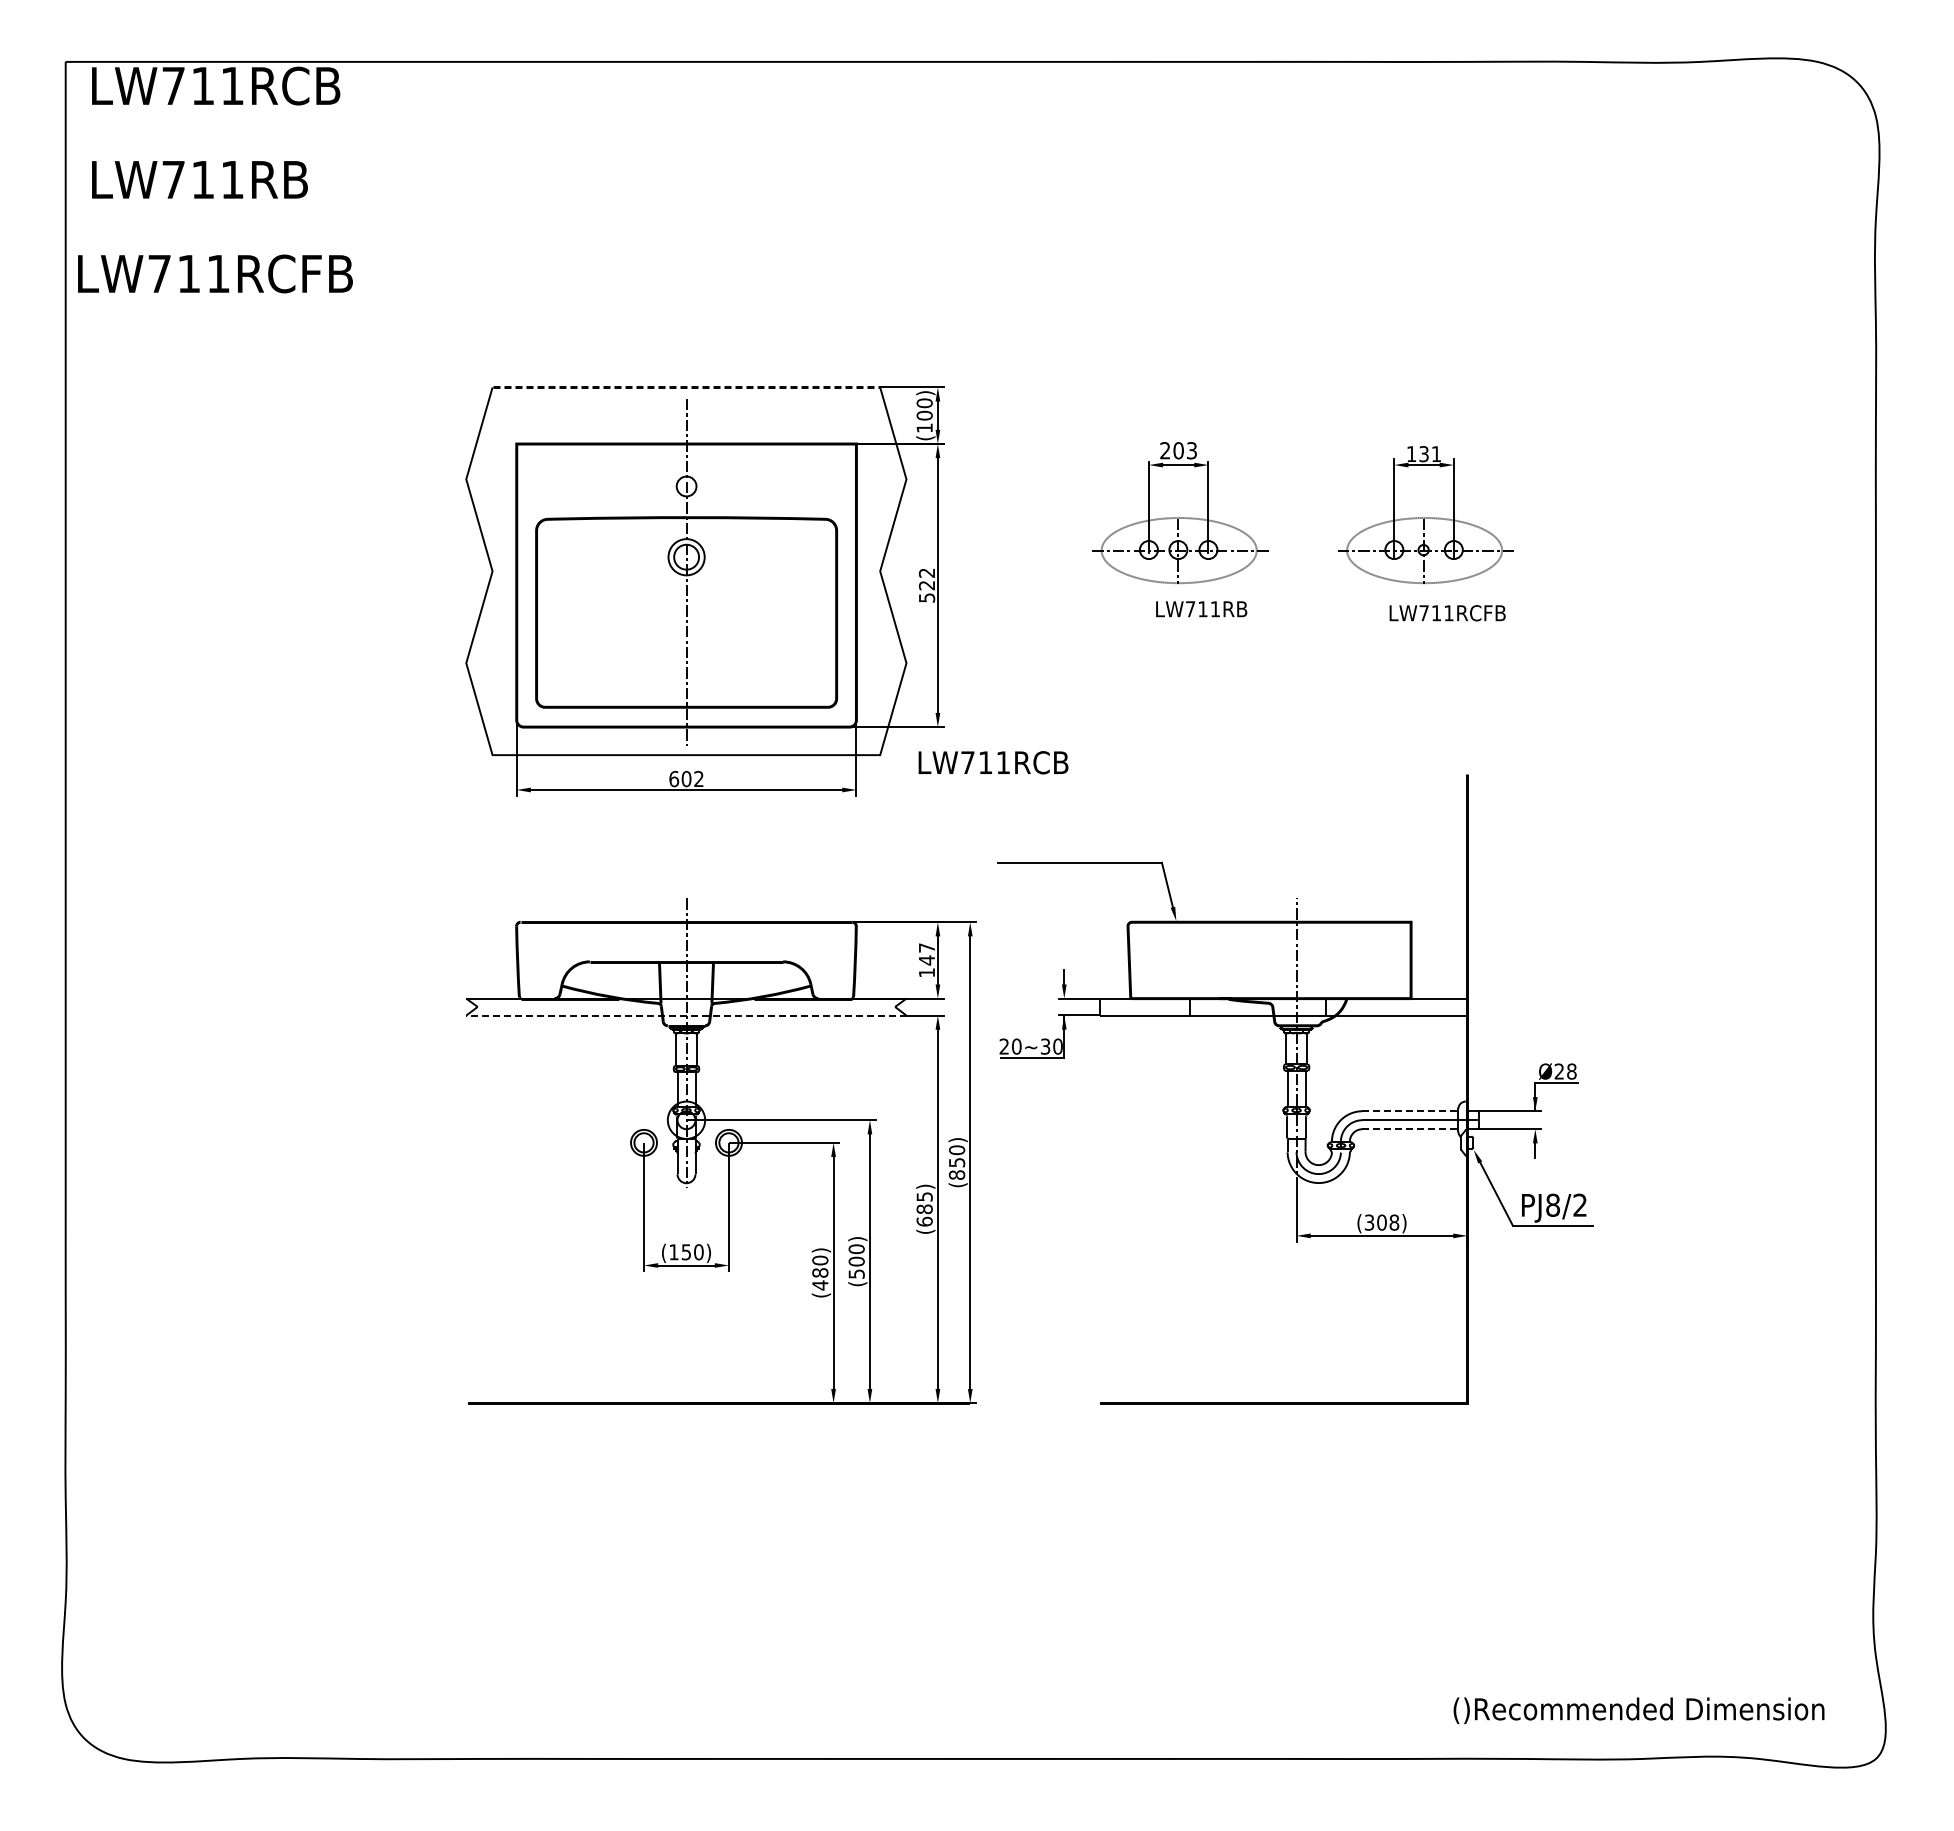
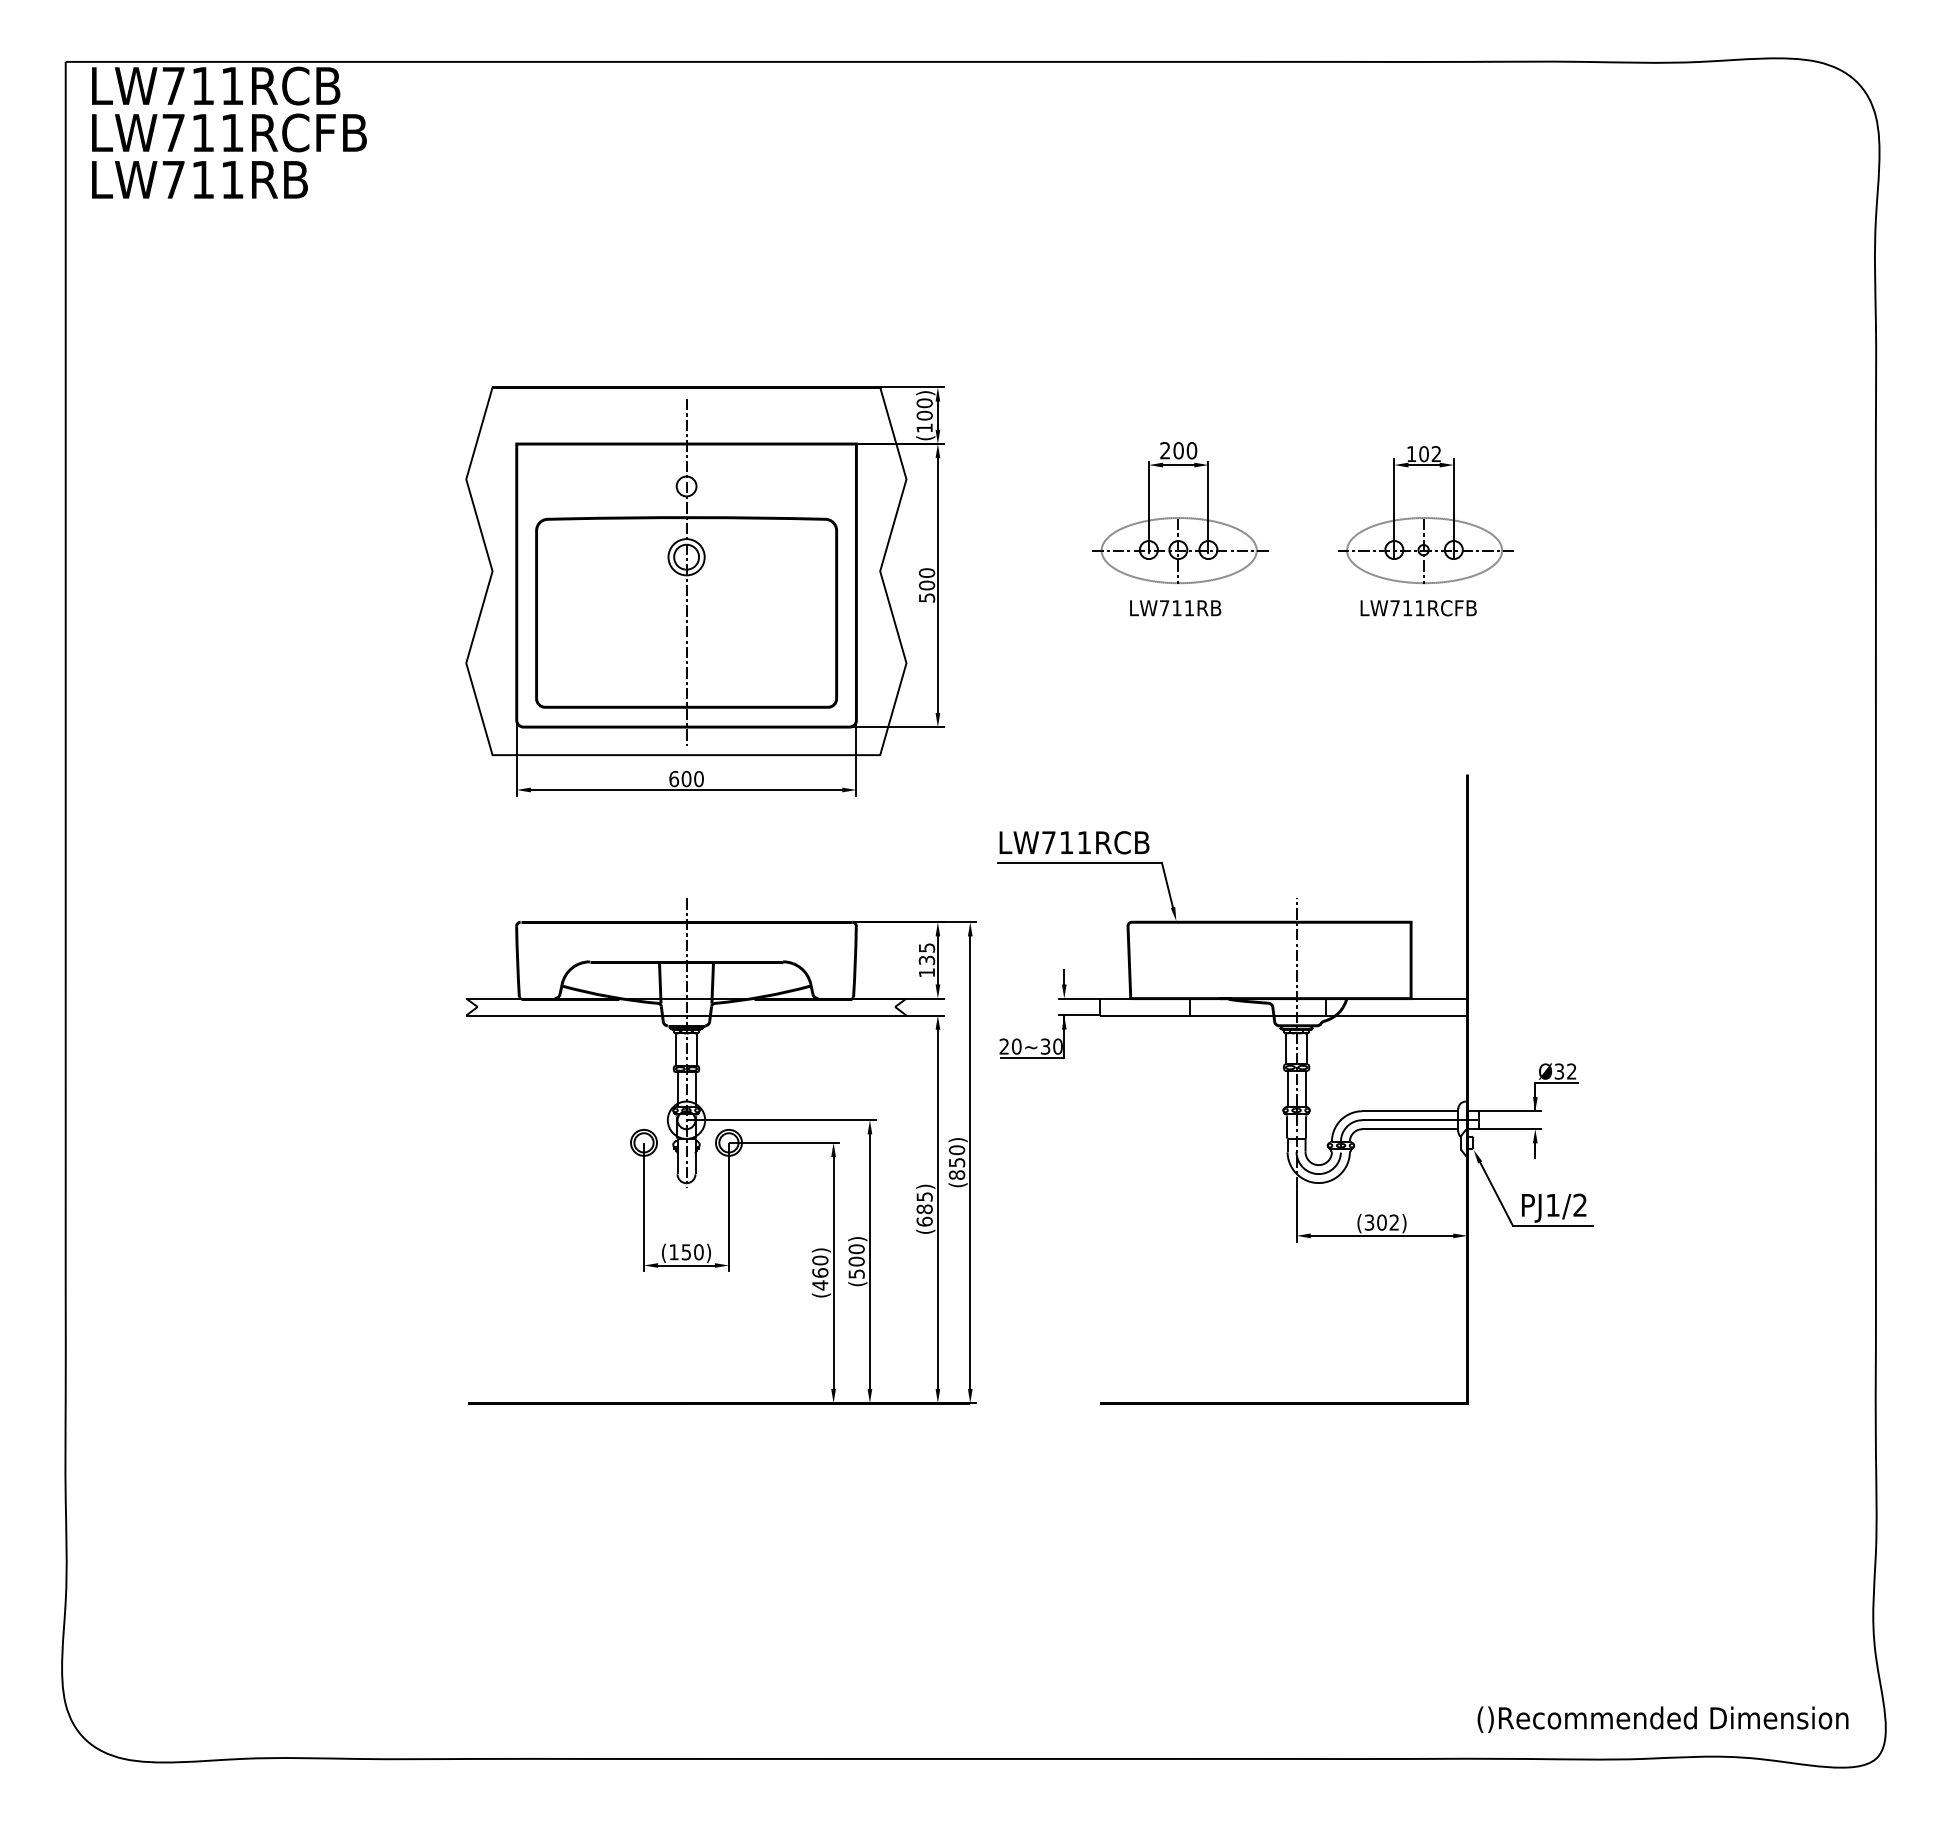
text position: (215, 273) -> (229, 132) (229, 132)
line: dashed -> solid (686, 387)
text: 203 -> 200 (1191, 450)
text: 131 -> 102 (1429, 454)
text: 522 -> 500 (927, 579)
text position: (1201, 609) -> (1175, 608) (1175, 608)
text position: (1447, 613) -> (1418, 608) (1418, 608)
text position: (993, 762) -> (1074, 842) (1074, 842)
text: 602 -> 600 (698, 779)
text: 147 -> 135 (926, 954)
line: dashed -> solid (685, 1015)
text: Ø28 -> Ø32 (1565, 1071)
line: dashed -> solid (1410, 1111)
line: dashed -> solid (1410, 1129)
text: PJ8/2 -> PJ1/2 (1553, 1204)
text: (308) -> (302) (1394, 1222)
text: (480) -> (460) (820, 1272)
text position: (1638, 1710) -> (1662, 1719) (1662, 1719)
